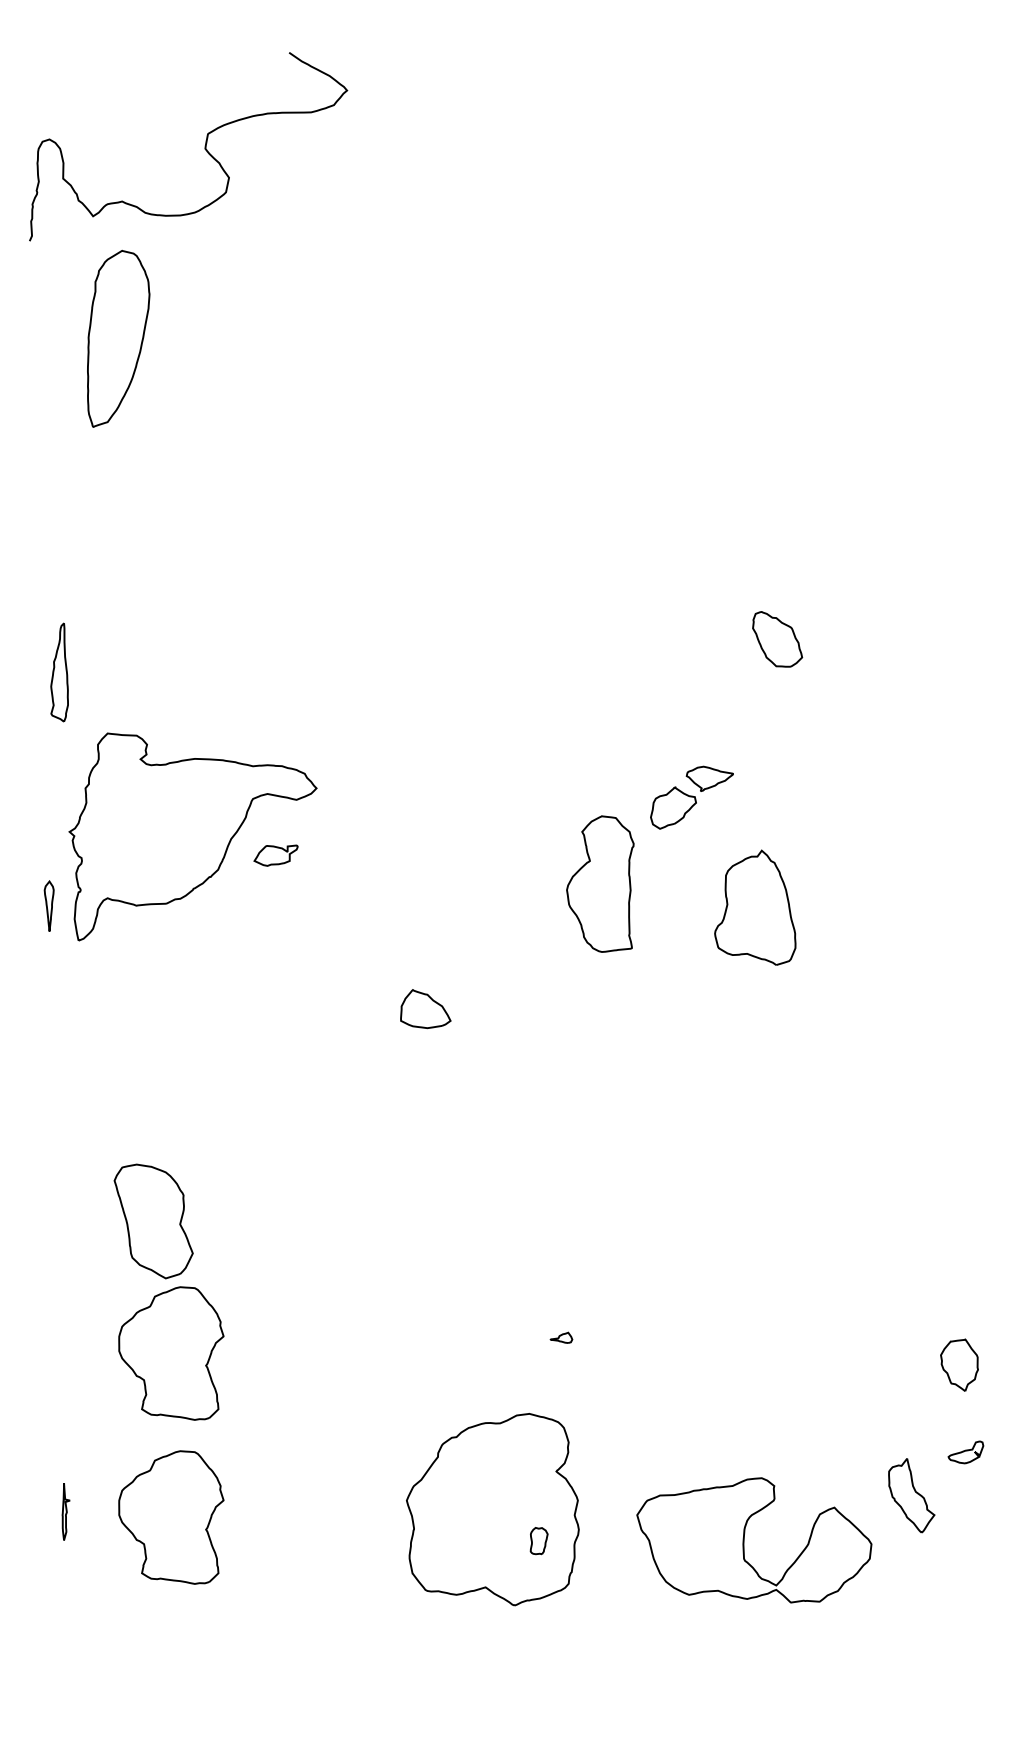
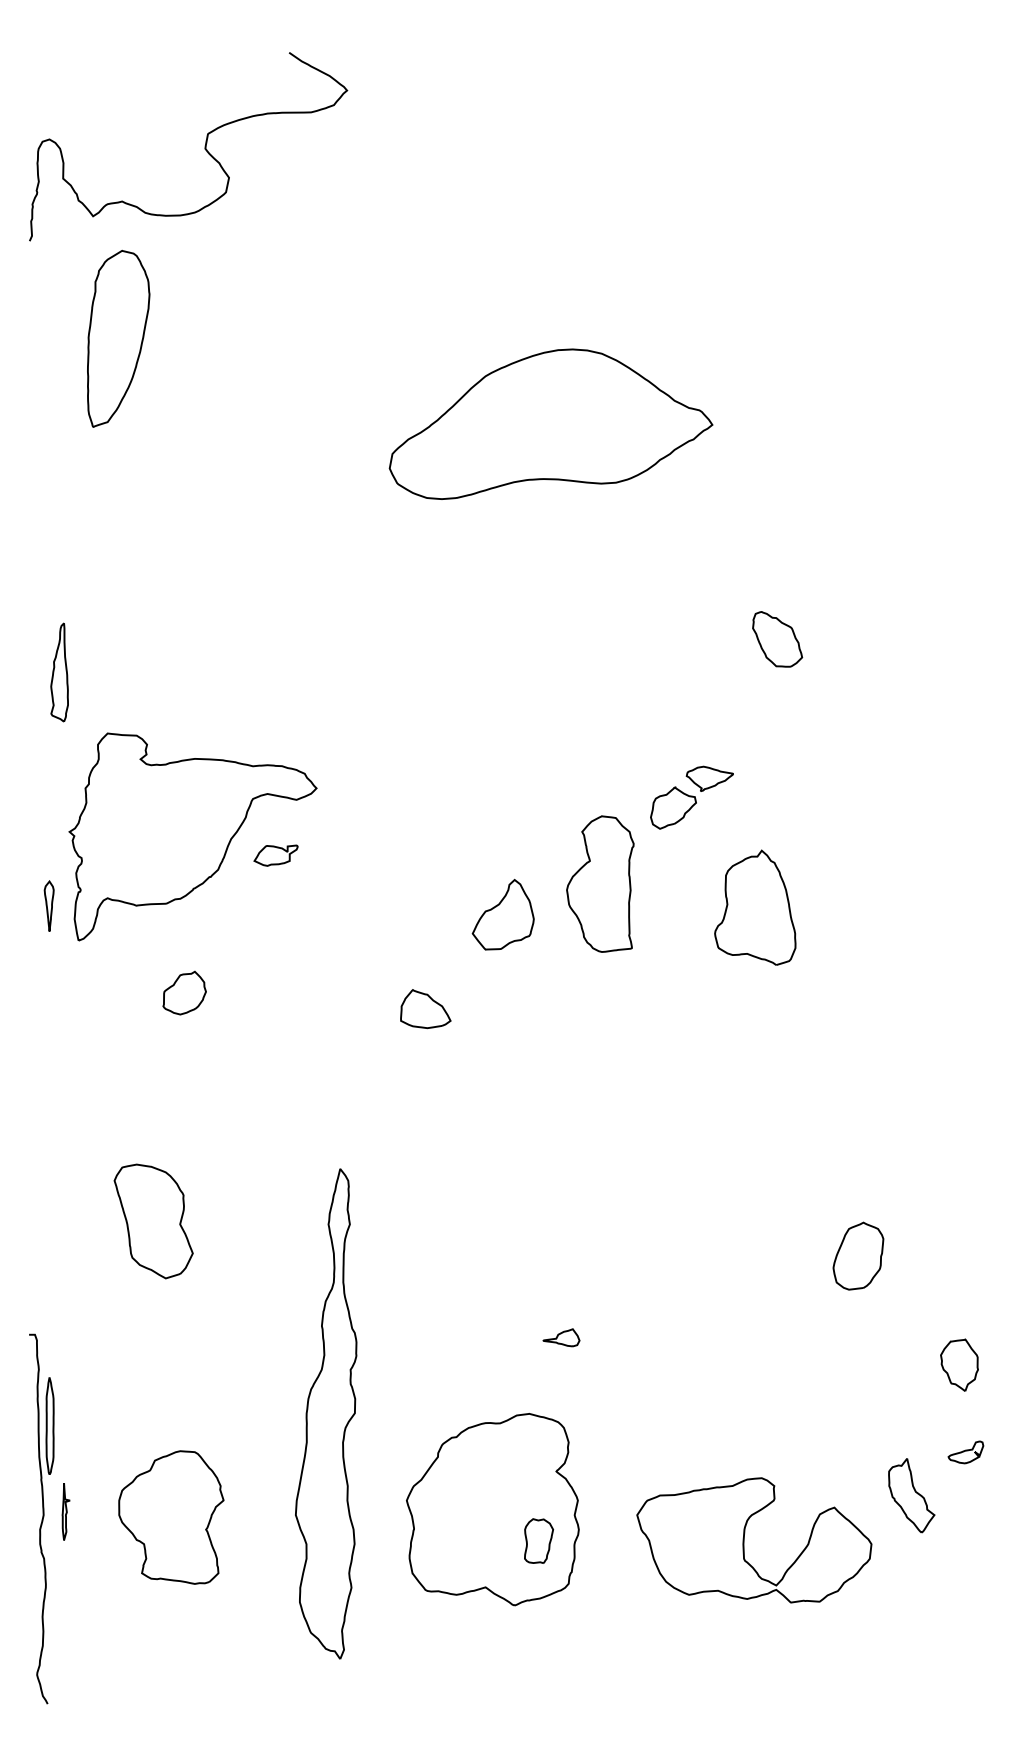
part: none -> present (550, 423)
part: none -> present (502, 914)
part: none -> present (184, 992)
part: none -> present (858, 1255)
part size: 25x13 px -> 39x20 px (561, 1337)
part: present -> none (171, 1353)
part: none -> present (326, 1413)
part: none -> present (41, 1518)
part size: 20x29 px -> 31x46 px (539, 1540)
